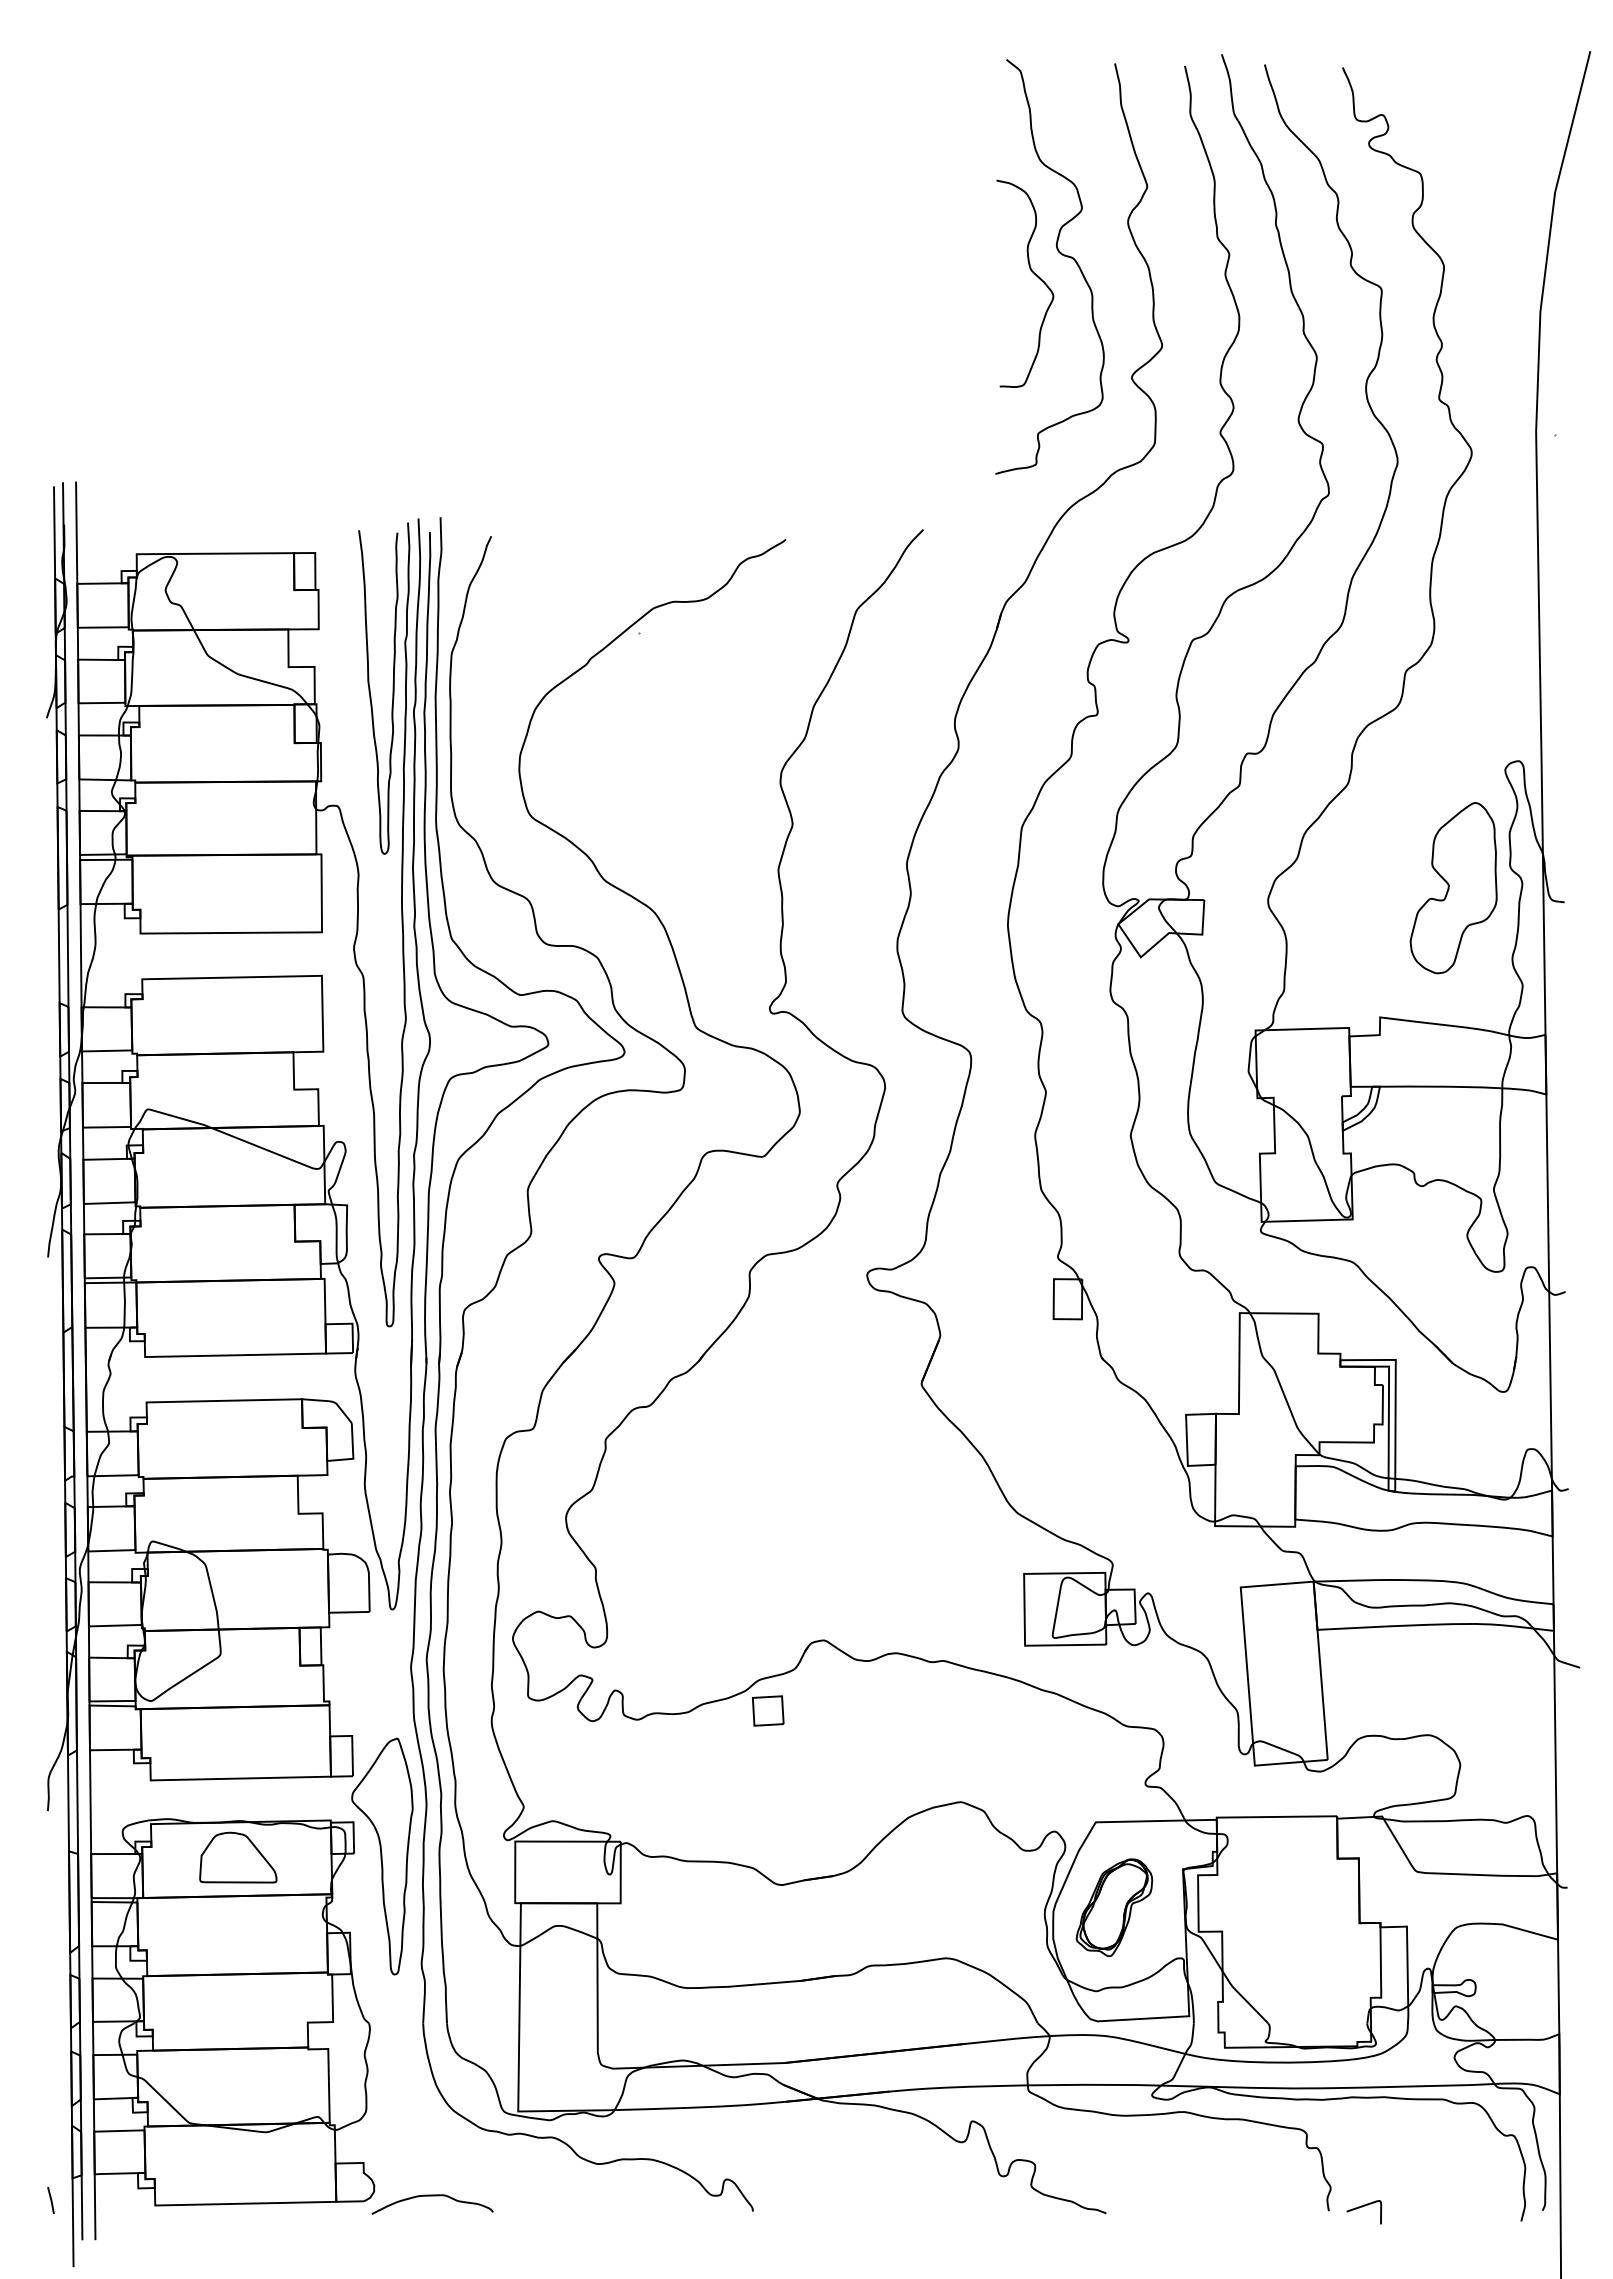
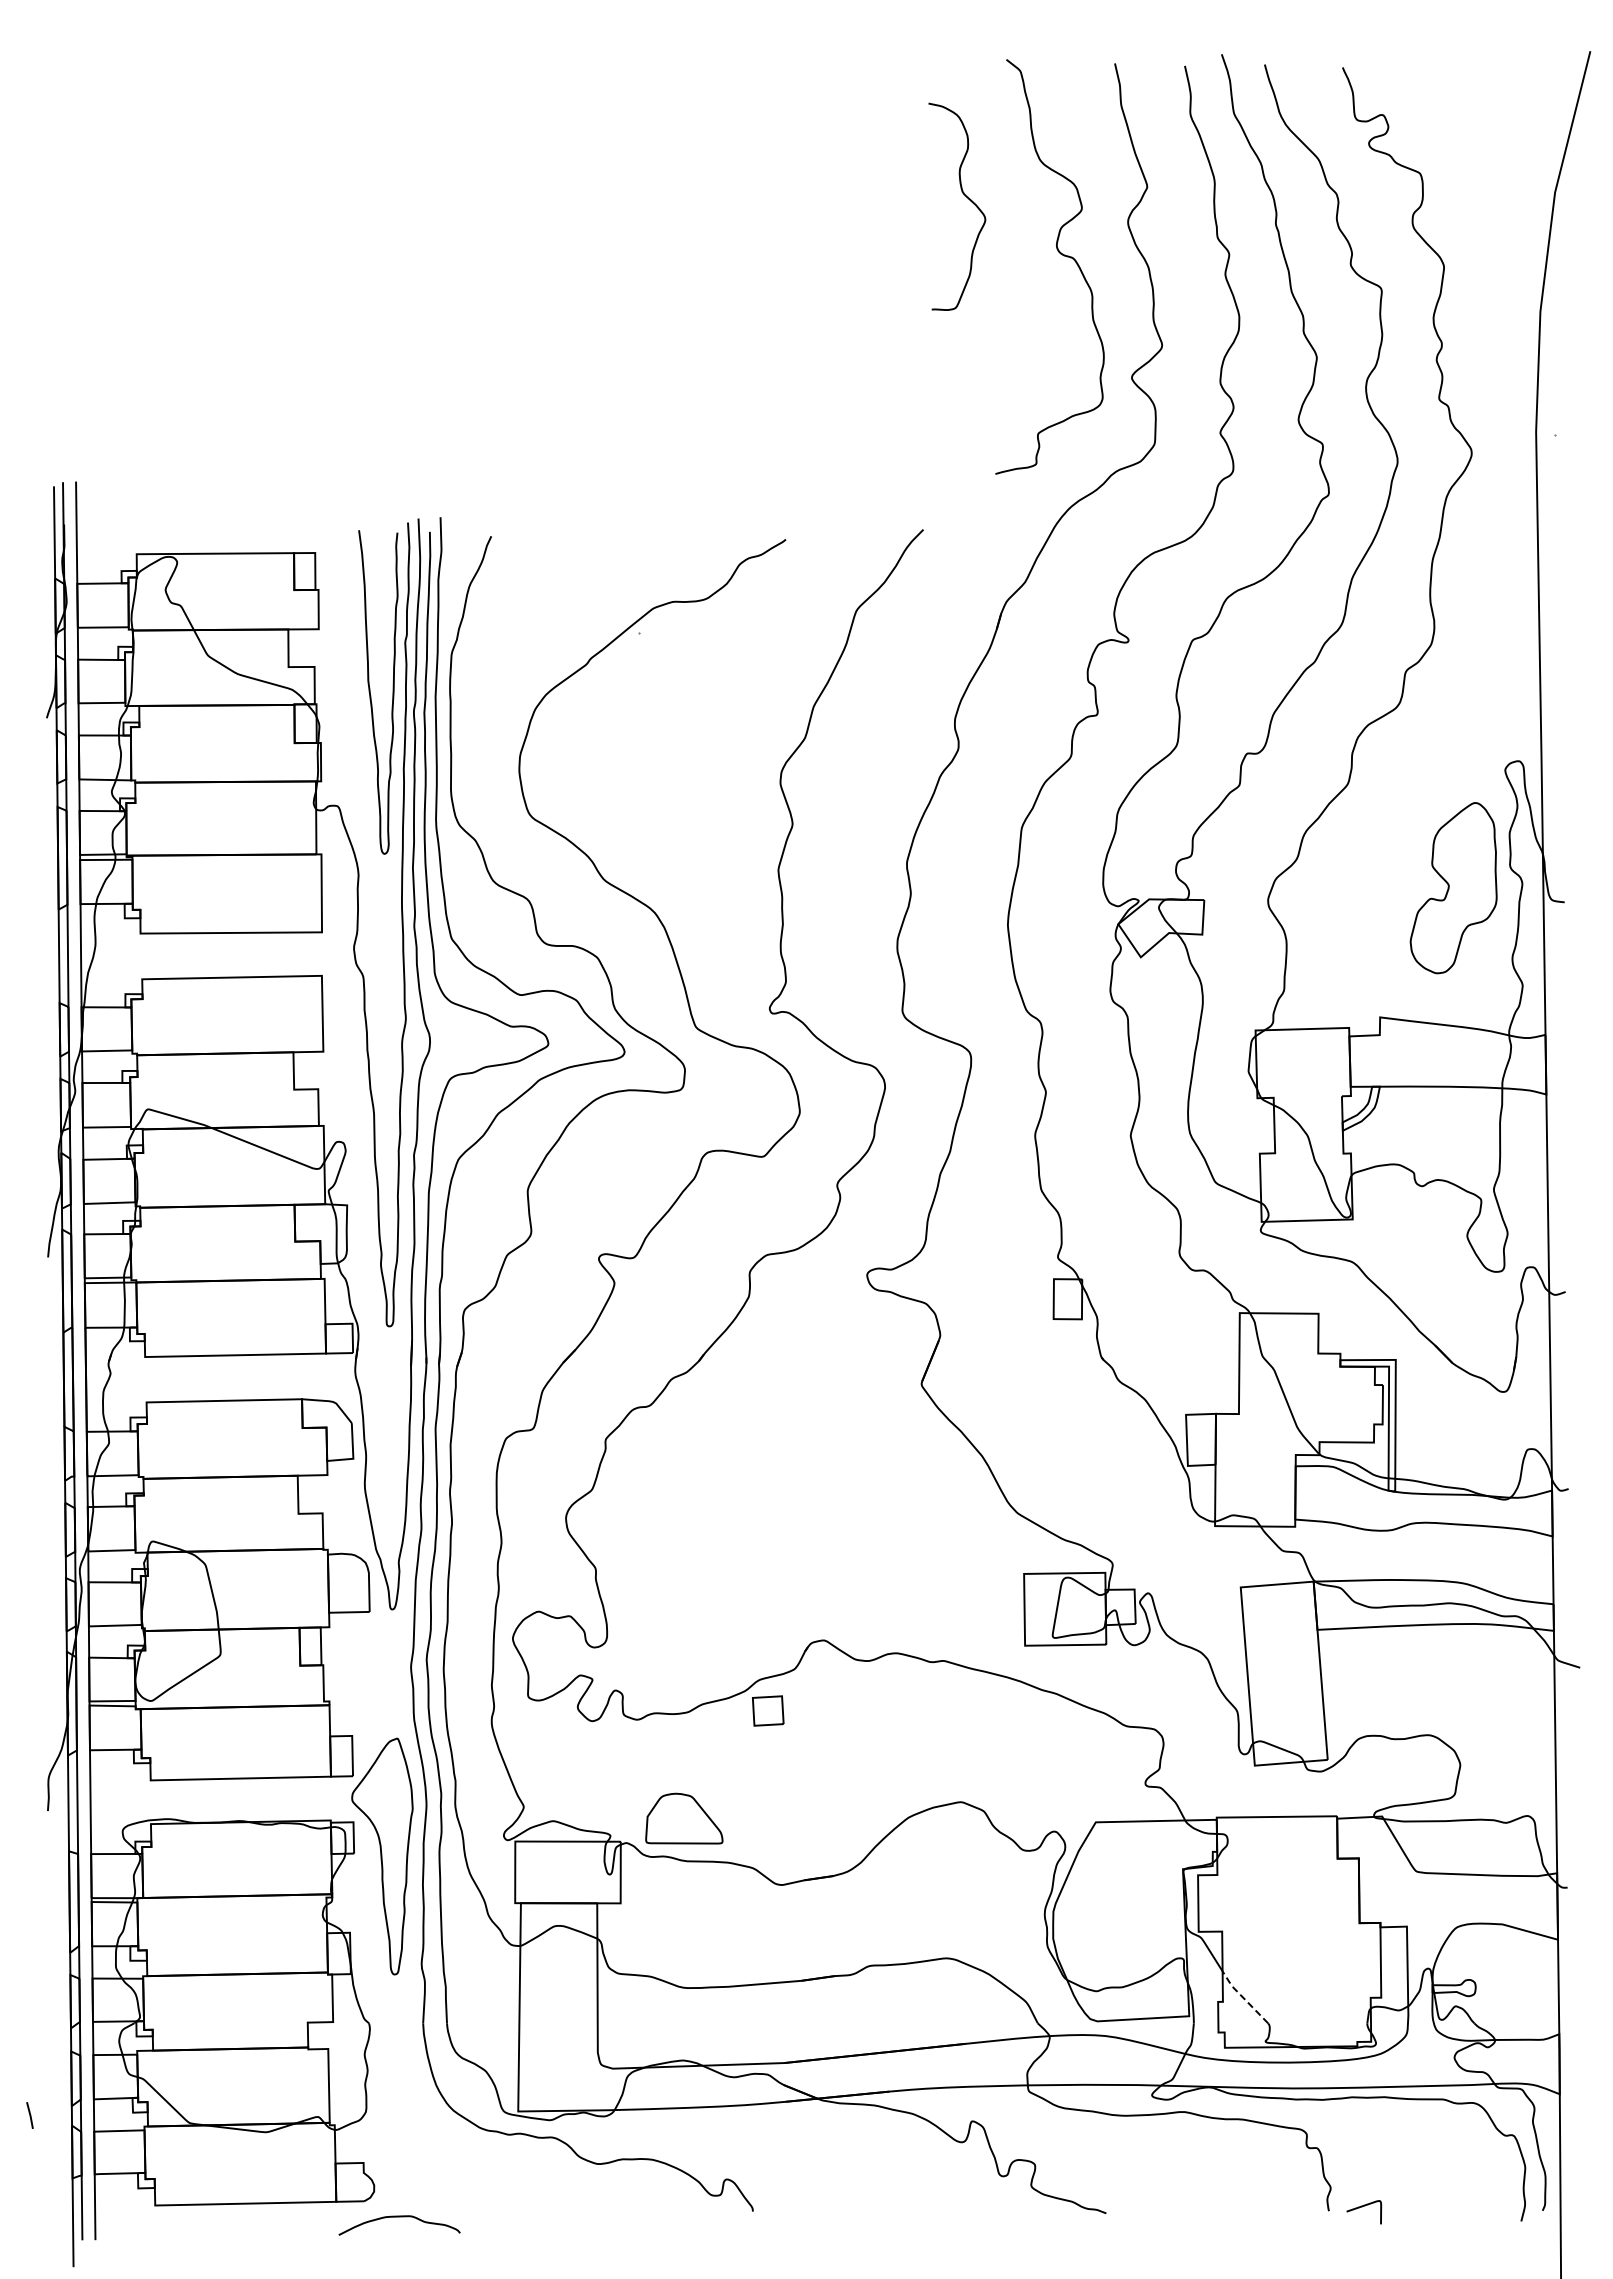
curve position: (1034, 274) -> (966, 197) (966, 197)
part position: (238, 1857) -> (684, 1818) (684, 1818)
part: present -> none (1114, 1907)
line: solid -> dashed (1242, 1997)
curve position: (432, 2196) -> (399, 2217) (399, 2217)
line position: (50, 2200) -> (29, 2115) (29, 2115)
